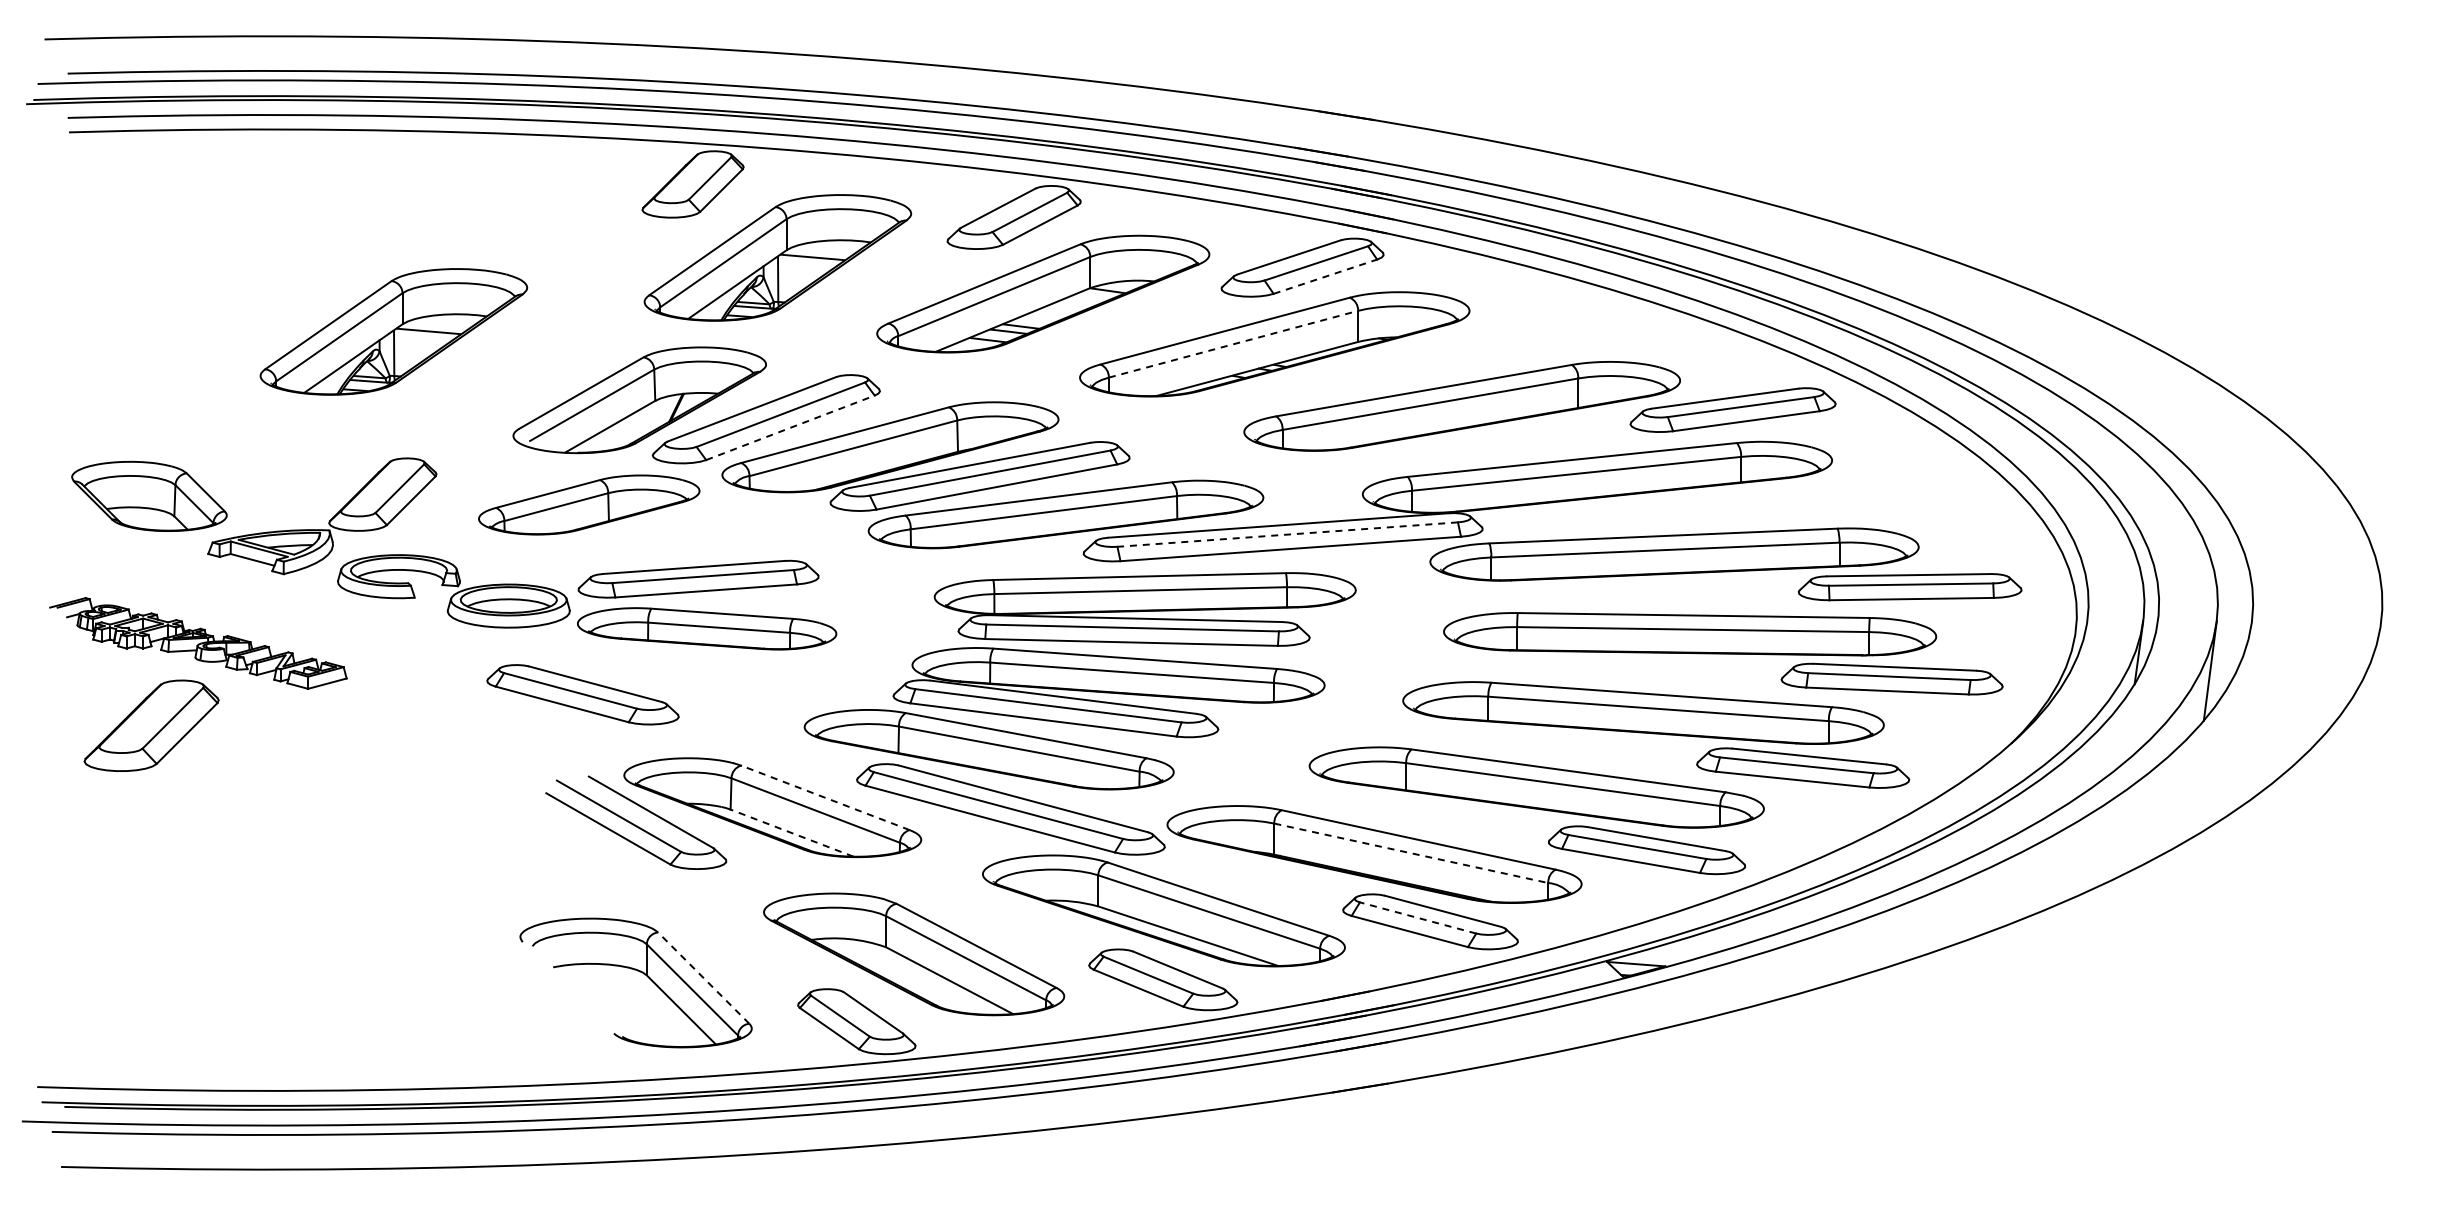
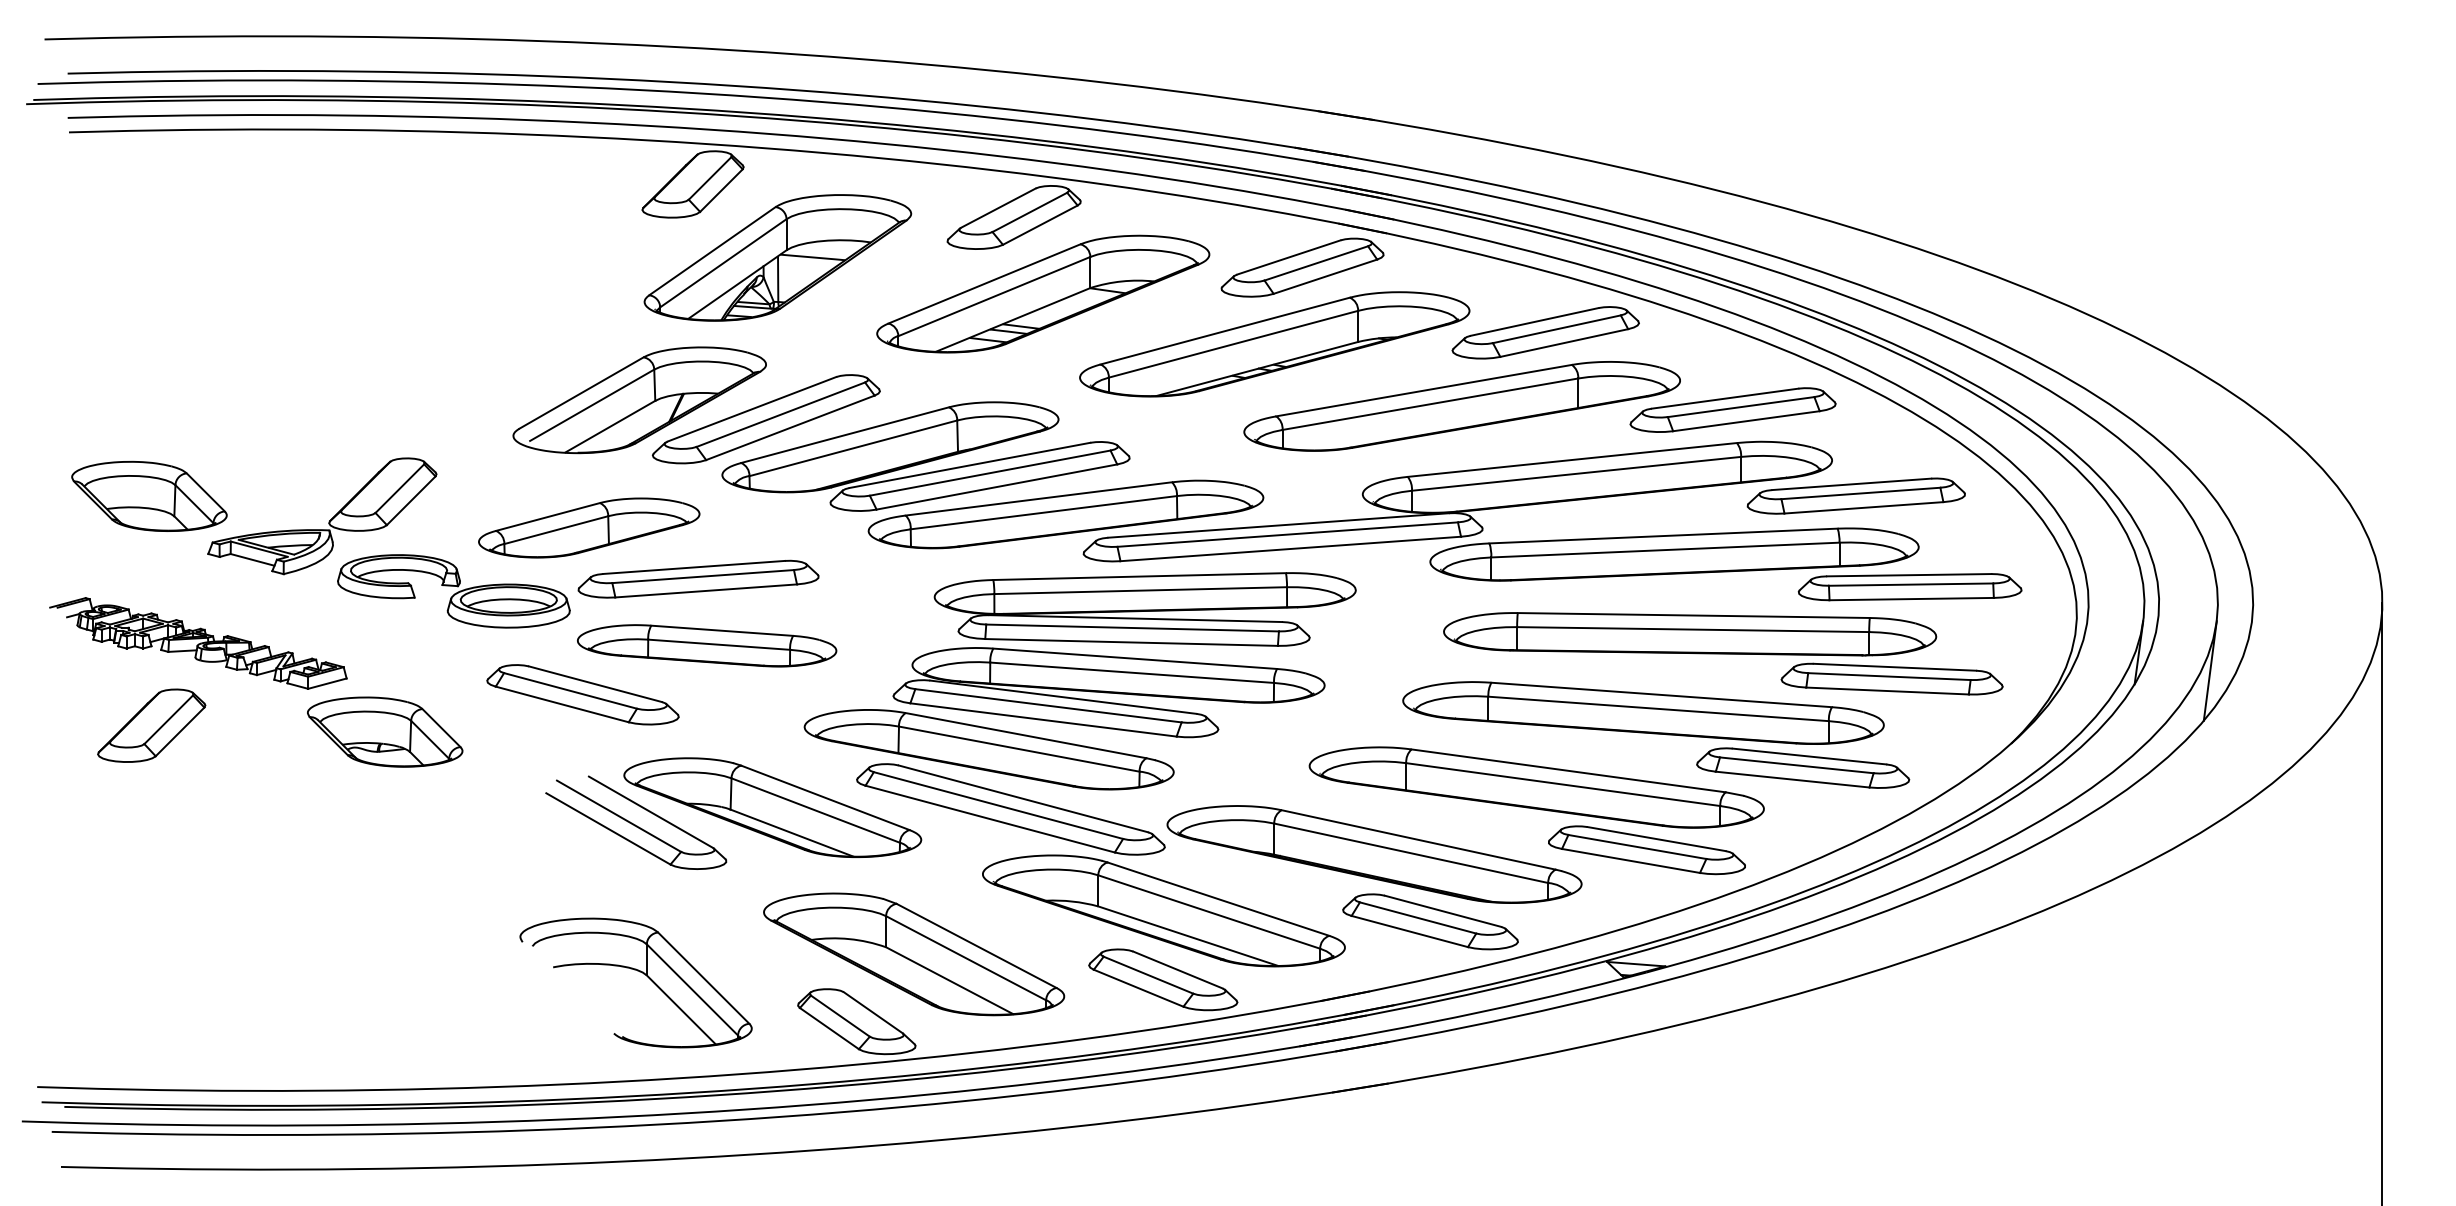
line: dashed -> solid (1325, 276)
part: present -> none (393, 331)
part: none -> present (1545, 332)
line: dashed -> solid (1233, 344)
line: dashed -> solid (790, 427)
part: none -> present (1855, 495)
part position: (589, 504) -> (589, 527) (589, 527)
line: dashed -> solid (1287, 534)
part position: (707, 628) -> (707, 645) (707, 645)
part size: 137x93 px -> 110x75 px (151, 725)
part: none -> present (385, 731)
line: dashed -> solid (824, 797)
line: dashed -> solid (792, 833)
line: dashed -> solid (1411, 853)
line: none -> present (2382, 902)
line: dashed -> solid (1417, 917)
line: dashed -> solid (703, 978)
